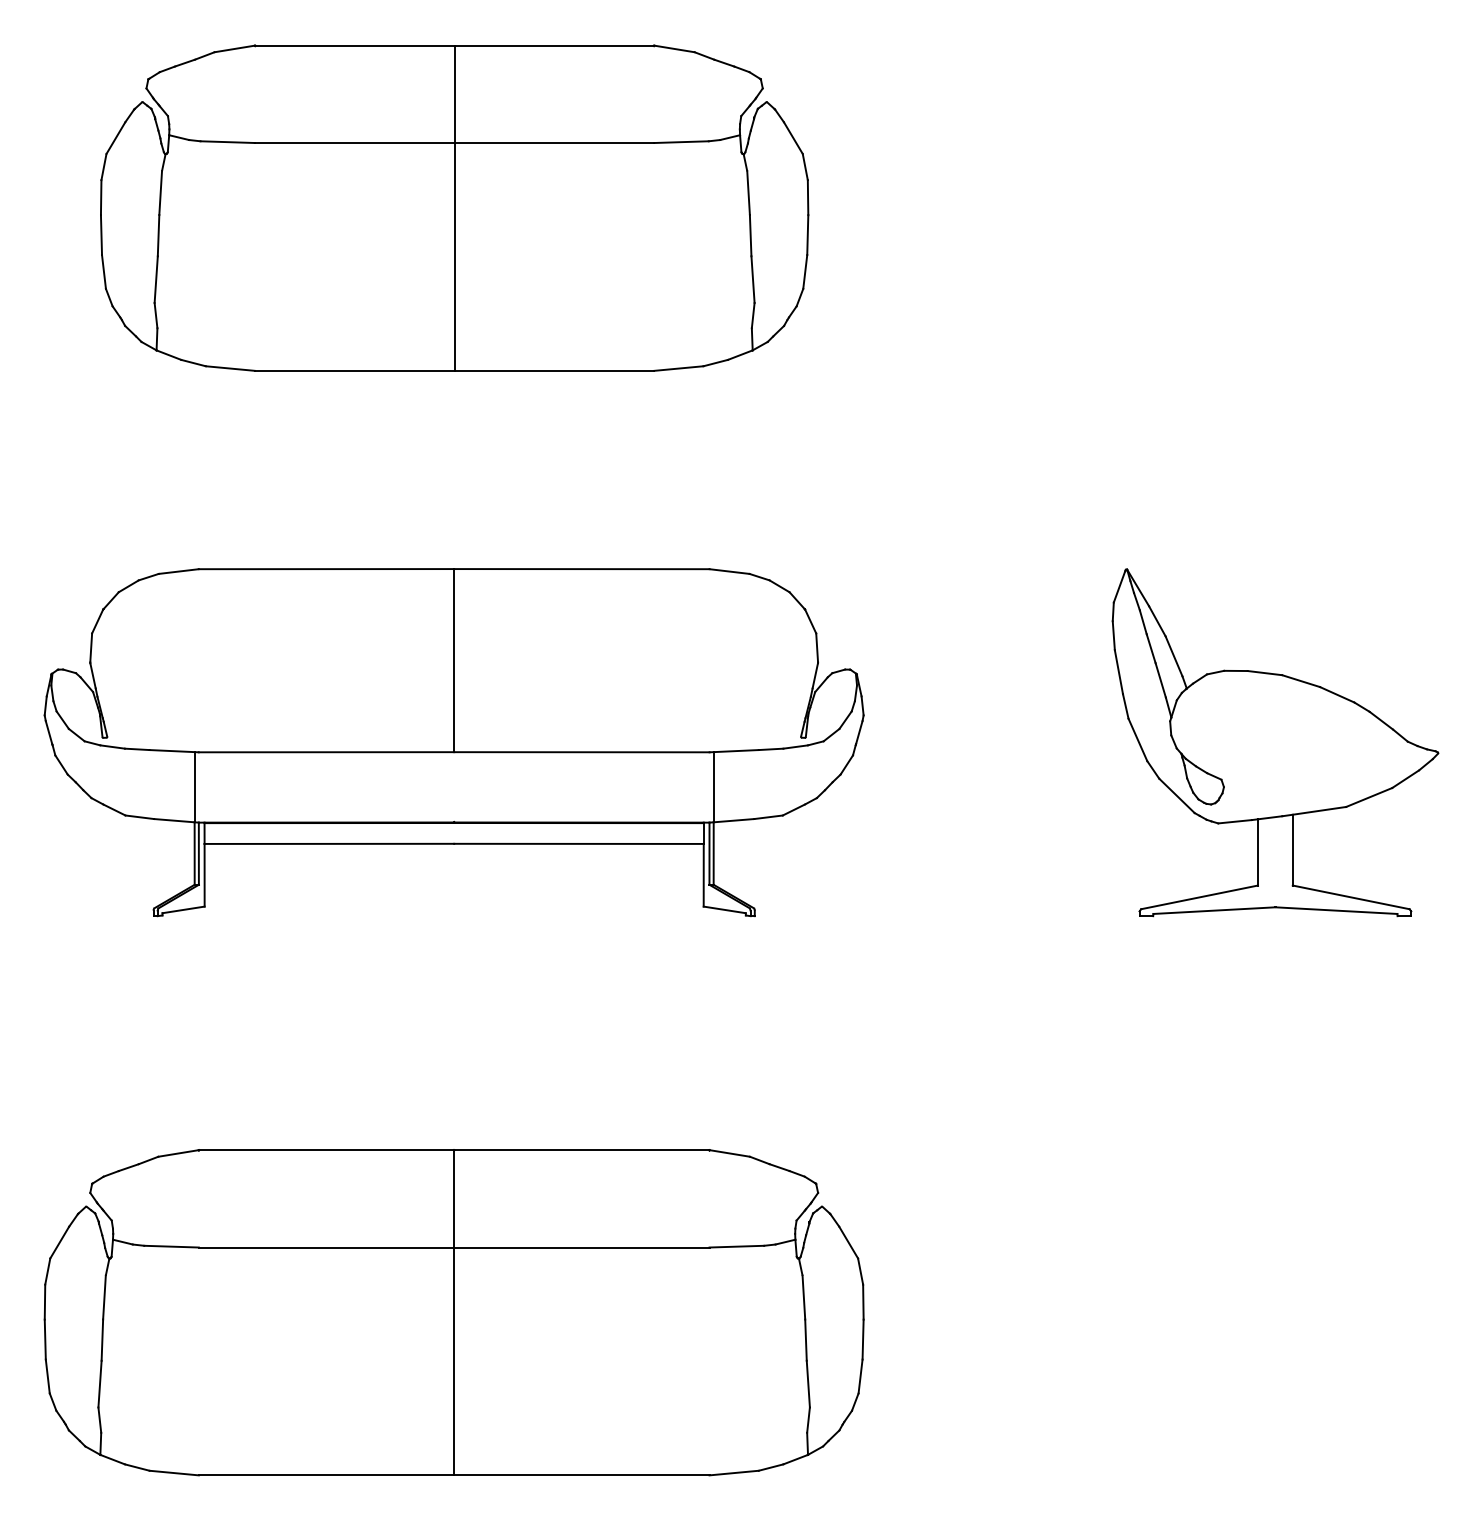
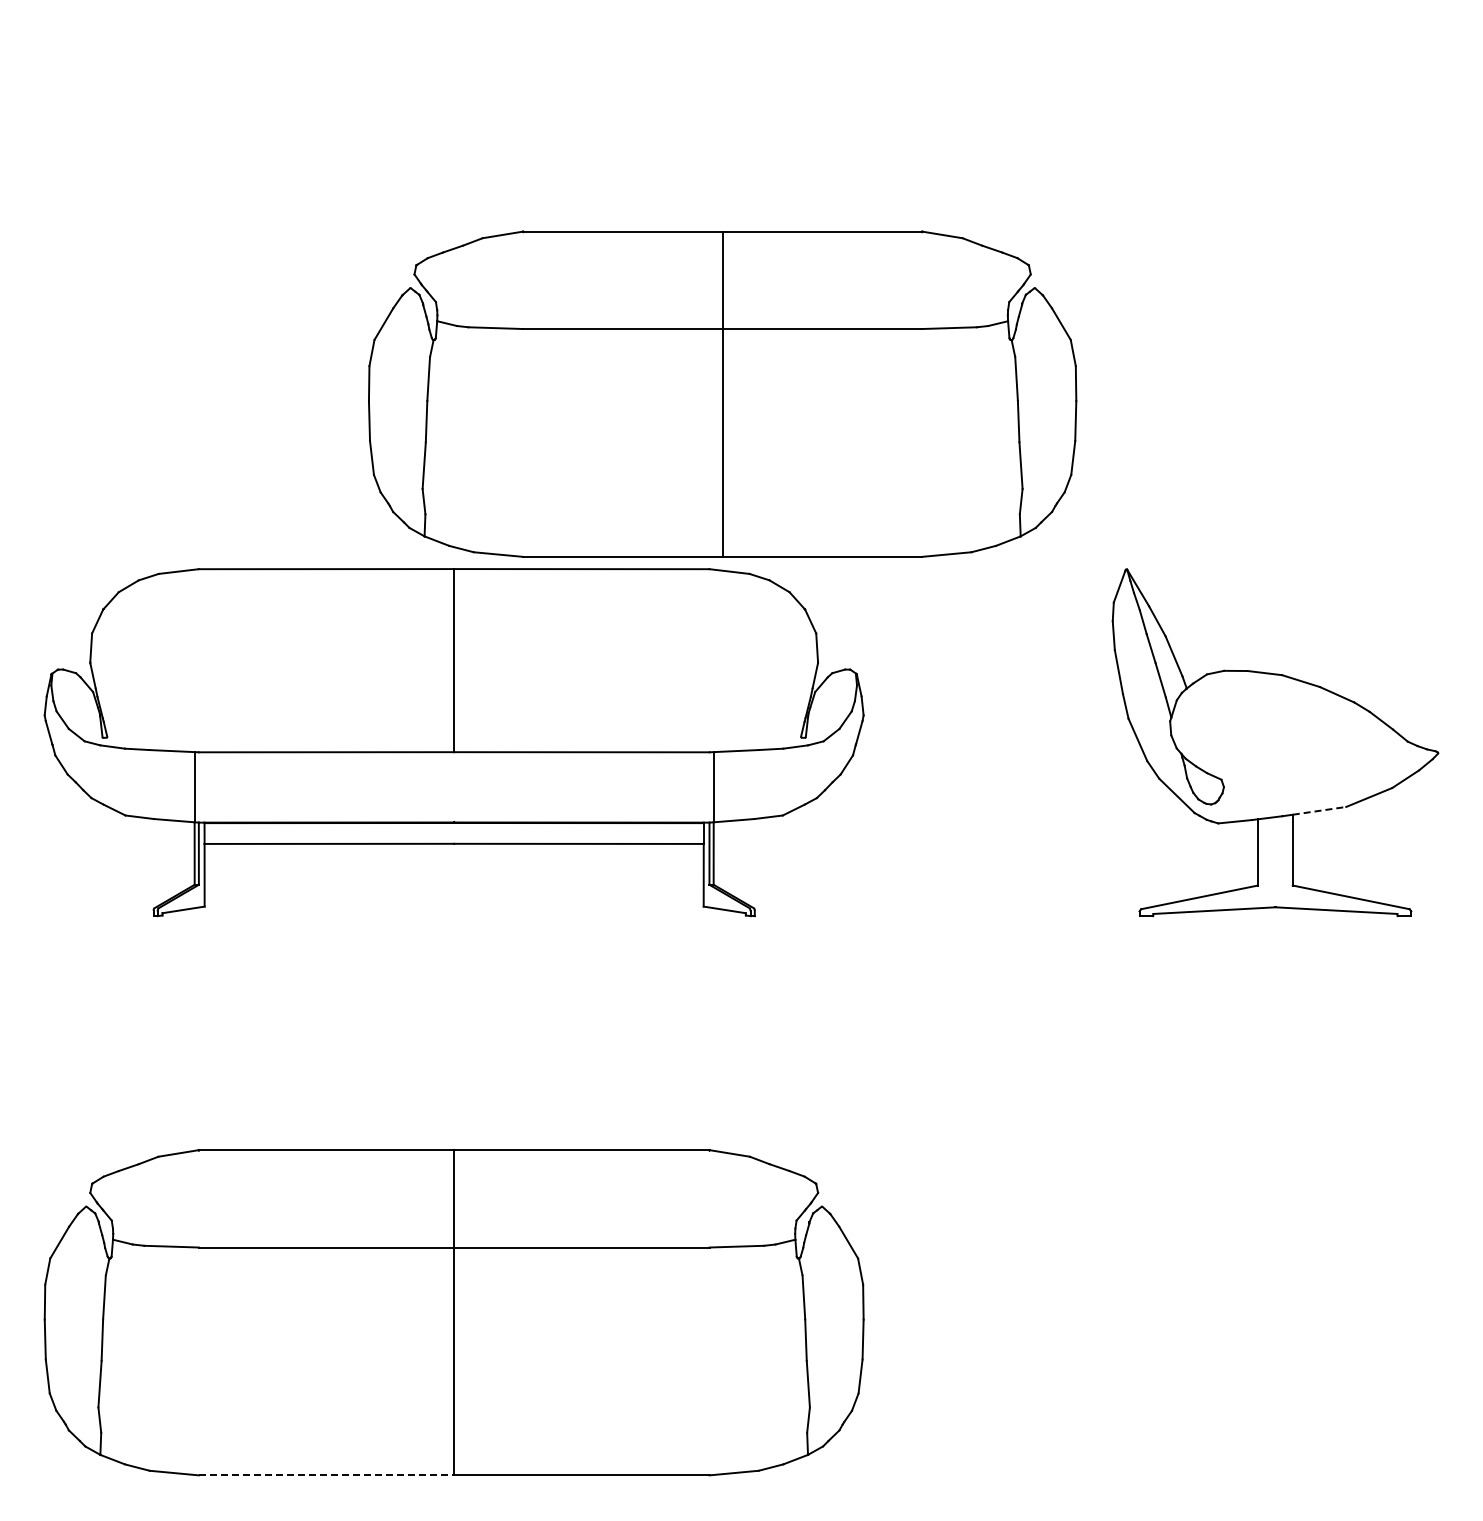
part position: (454, 207) -> (722, 393) (722, 393)
line: solid -> dashed (1319, 810)
line: solid -> dashed (326, 1475)
